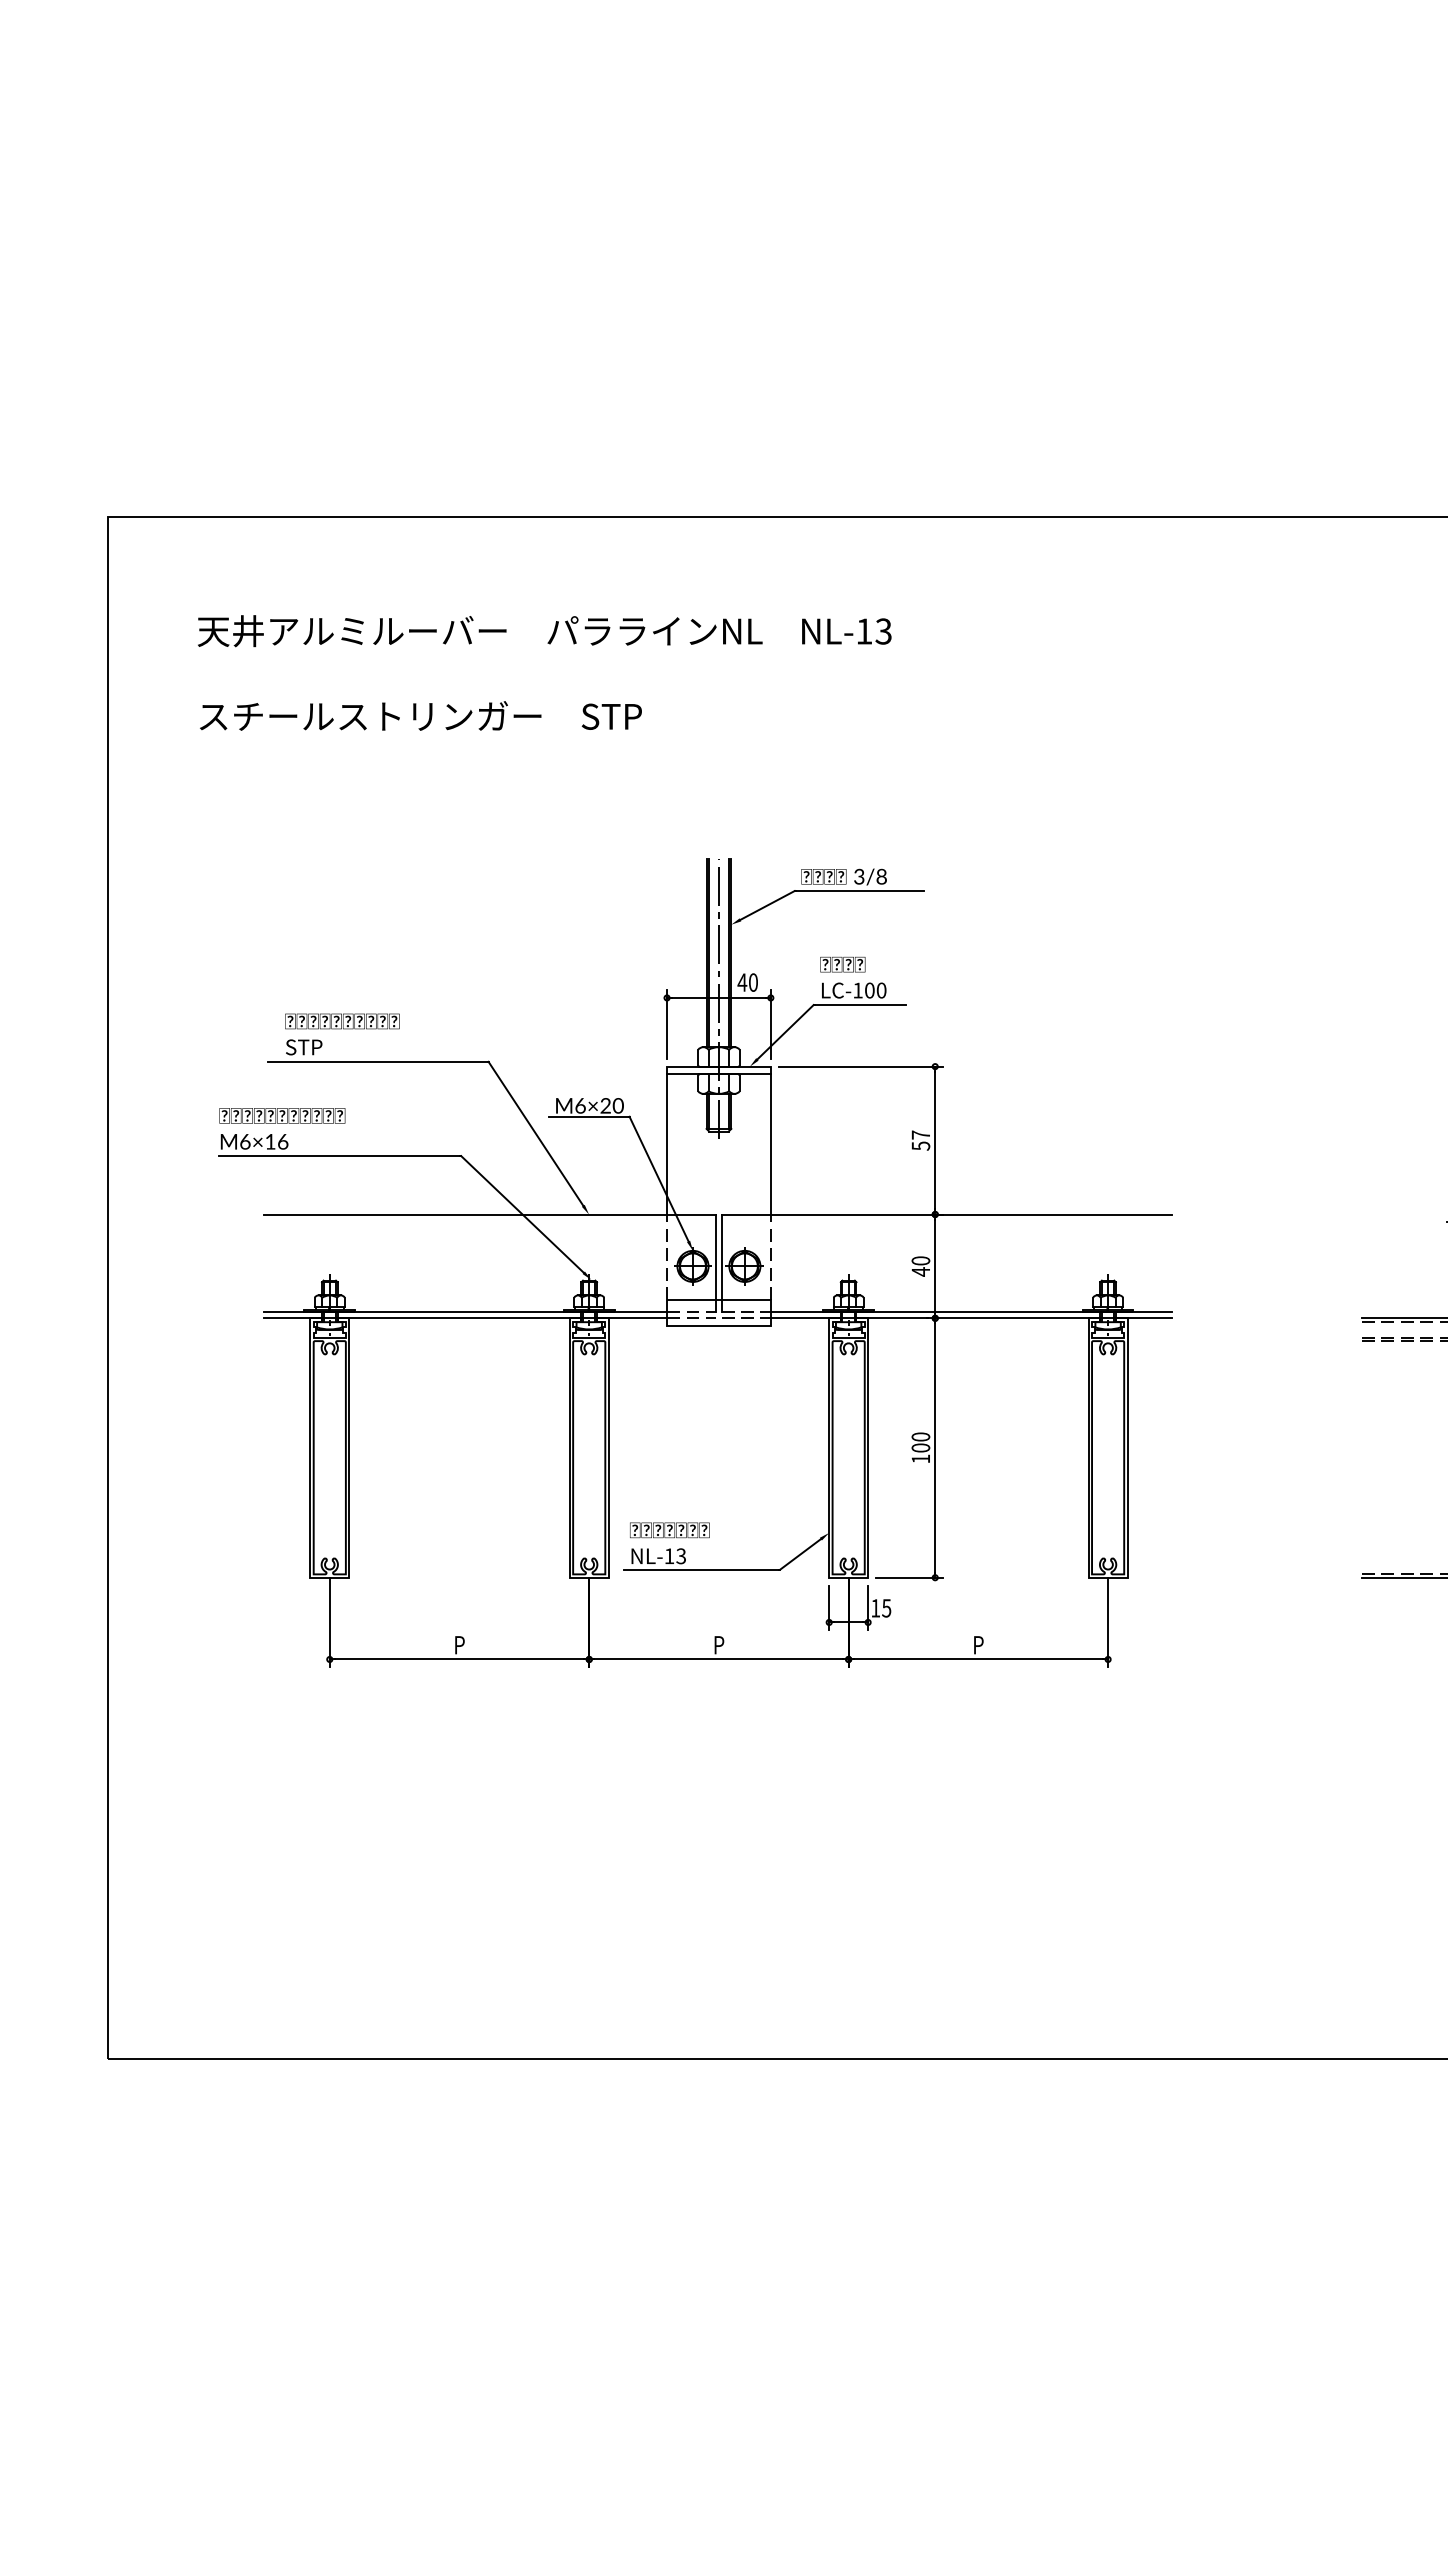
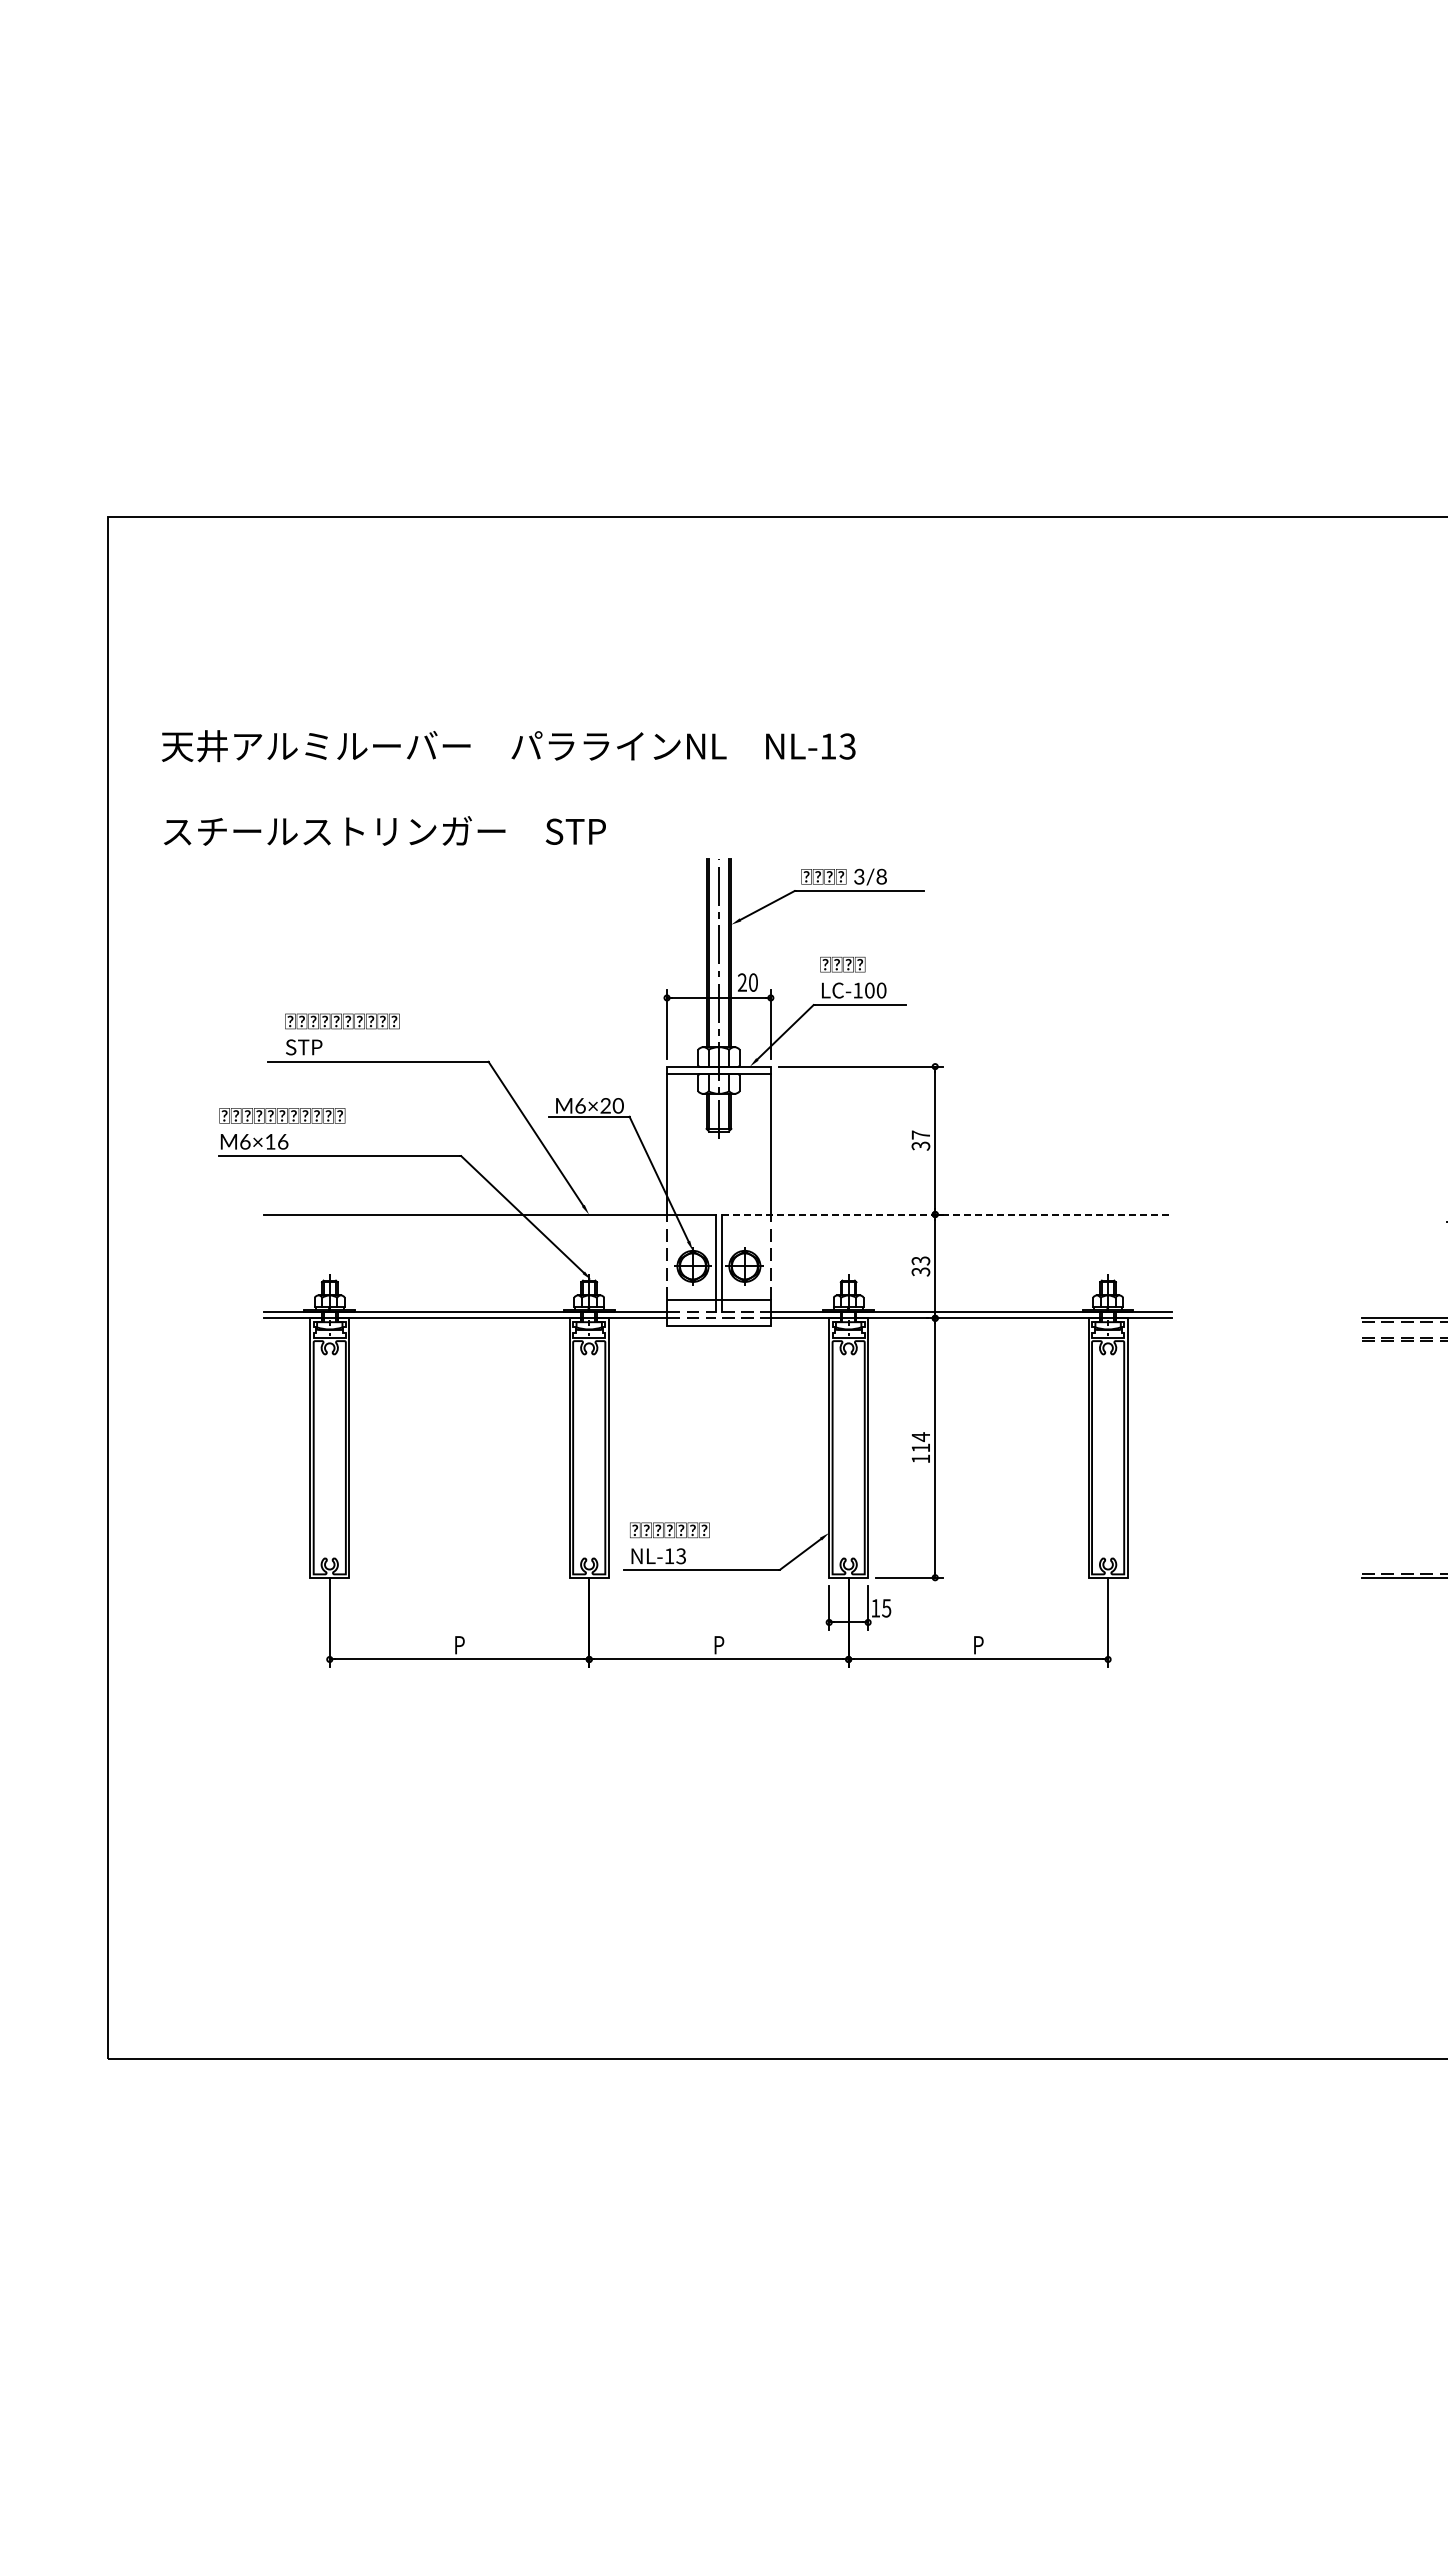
text position: (544, 672) -> (508, 787) (508, 787)
text: 40 -> 20 (742, 982)
text: 57 -> 37 (920, 1145)
line: solid -> dashed (947, 1214)
text: 40 -> 33 (920, 1266)
text: 100 -> 114 (920, 1442)
